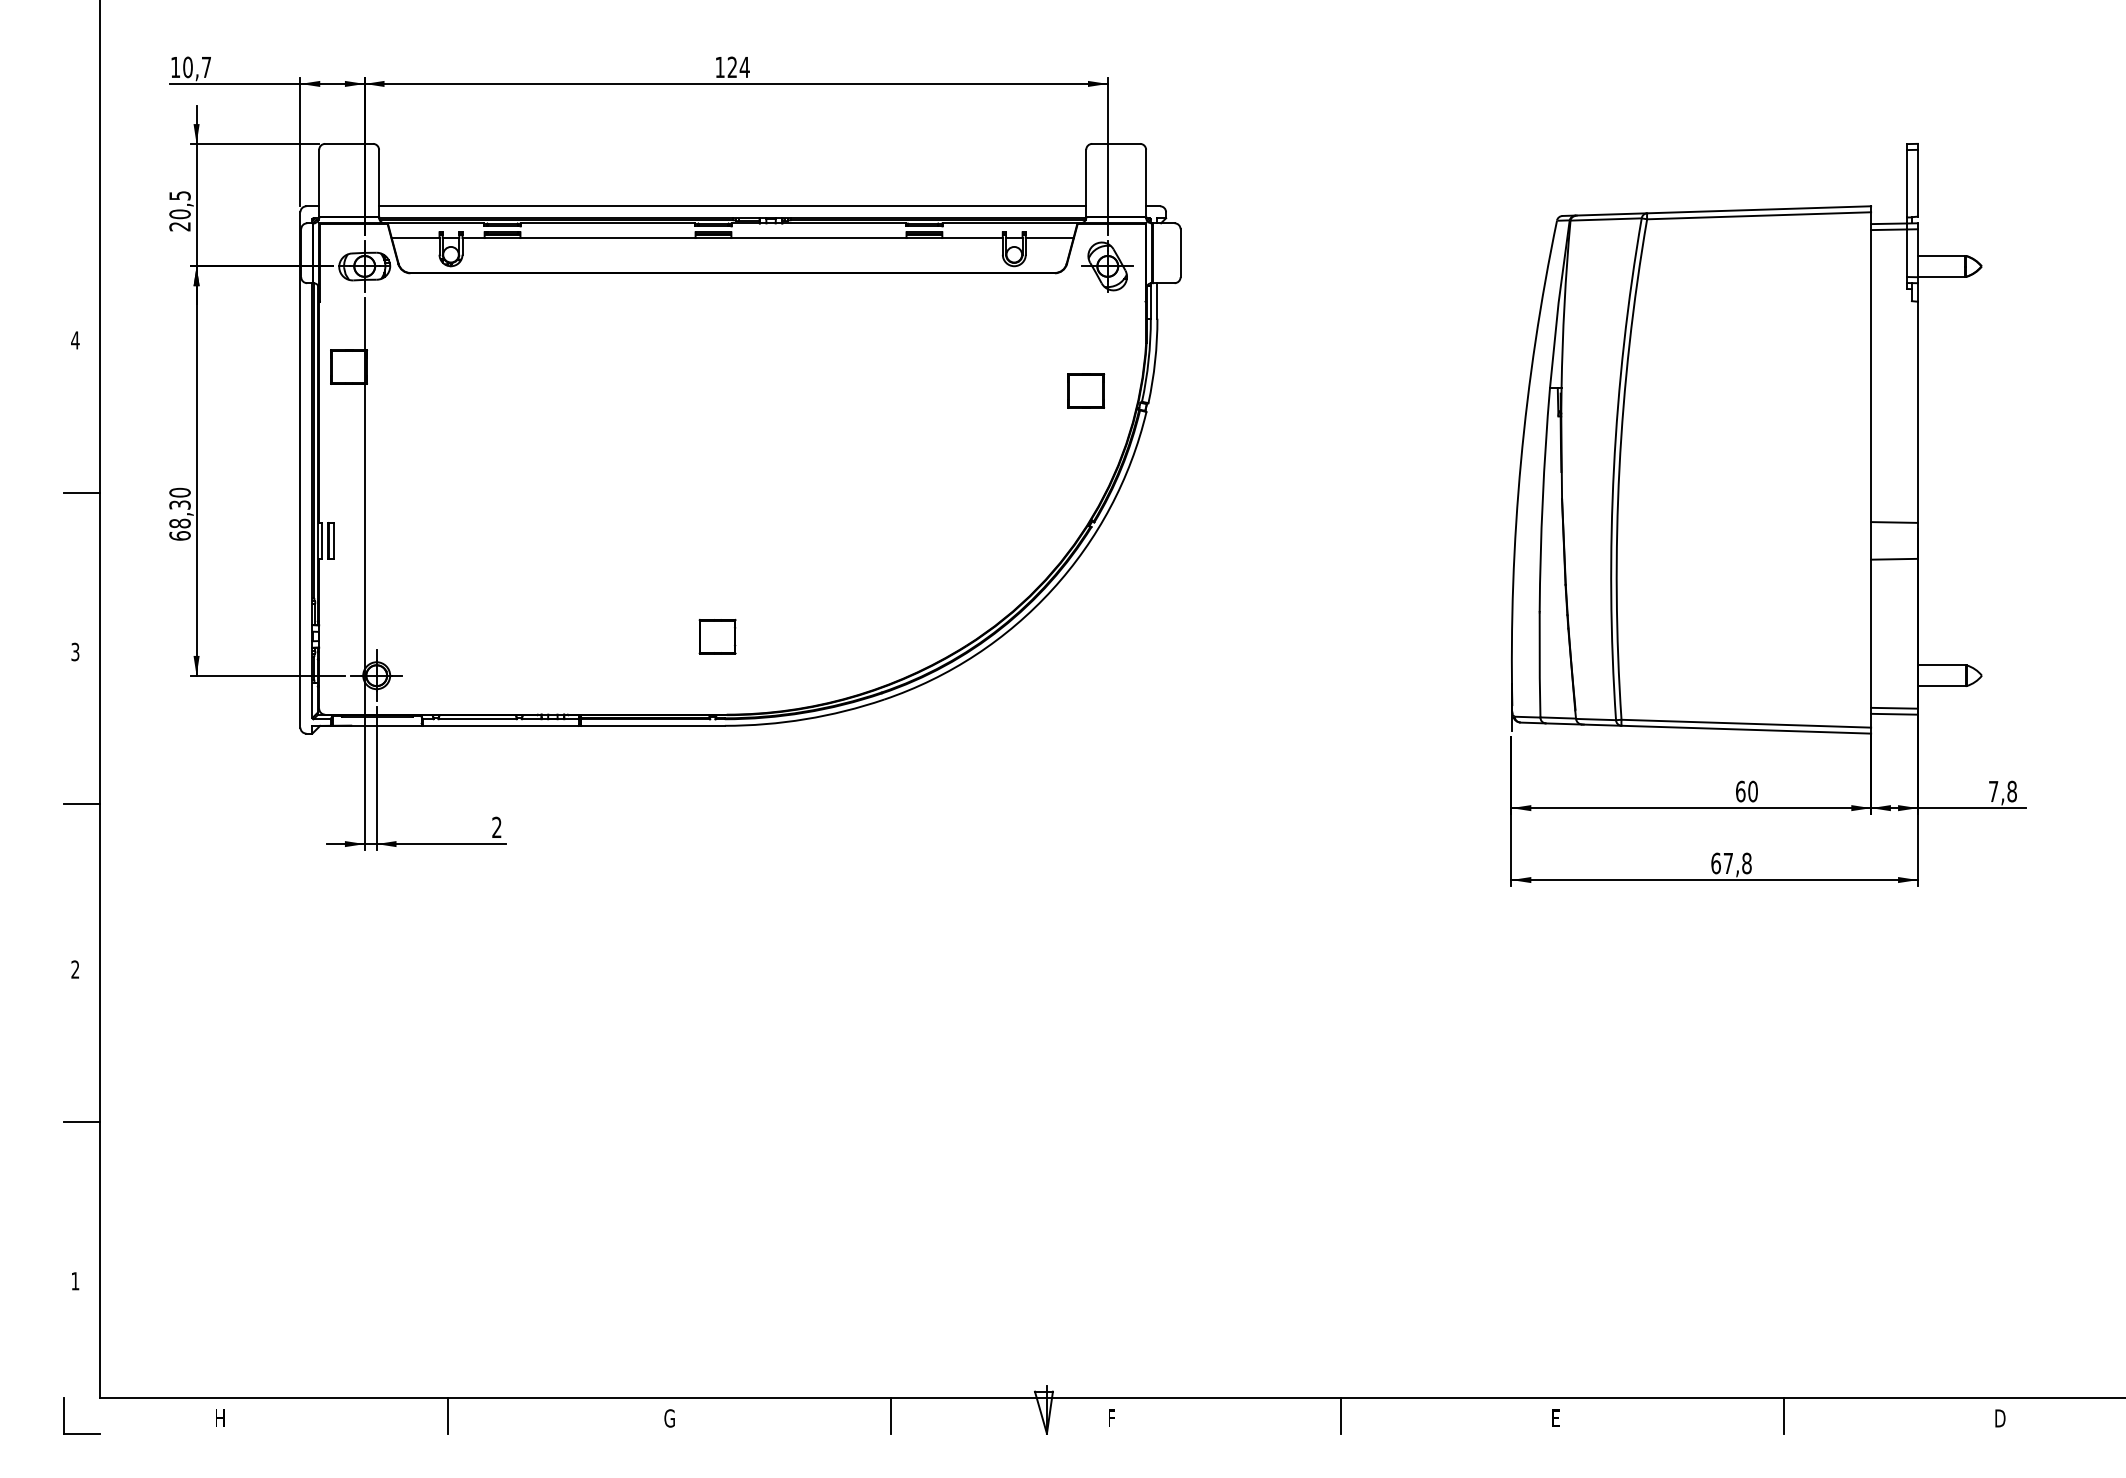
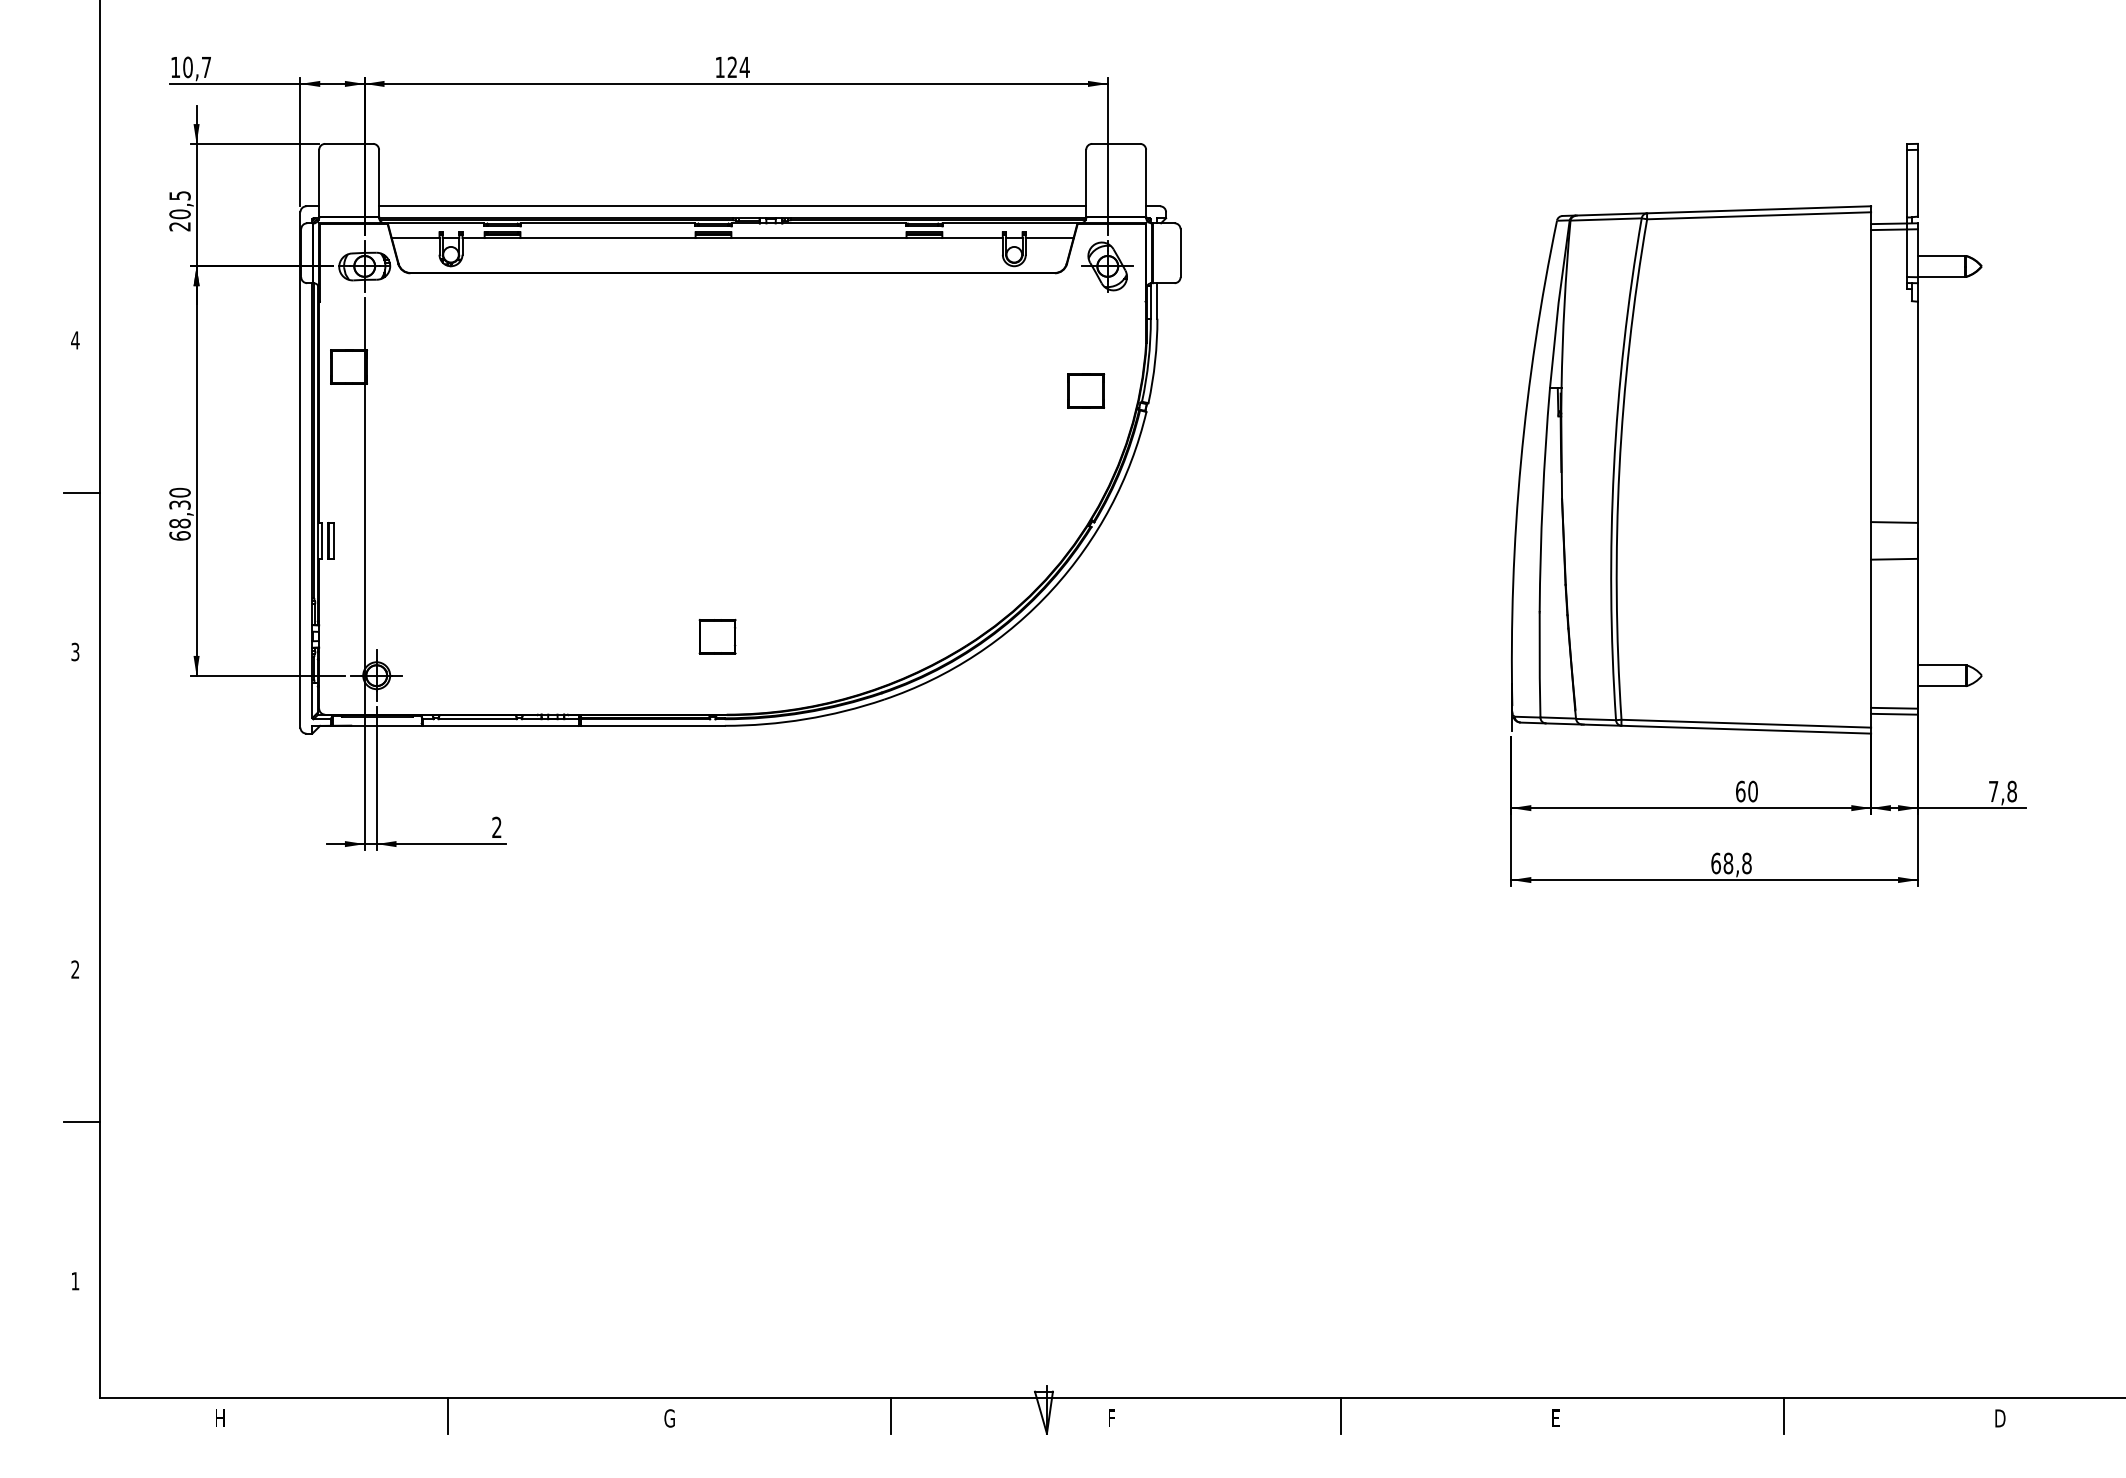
line: present -> none (81, 804)
text: 67,8 -> 68,8 (1728, 863)
part: present -> none (64, 1415)
